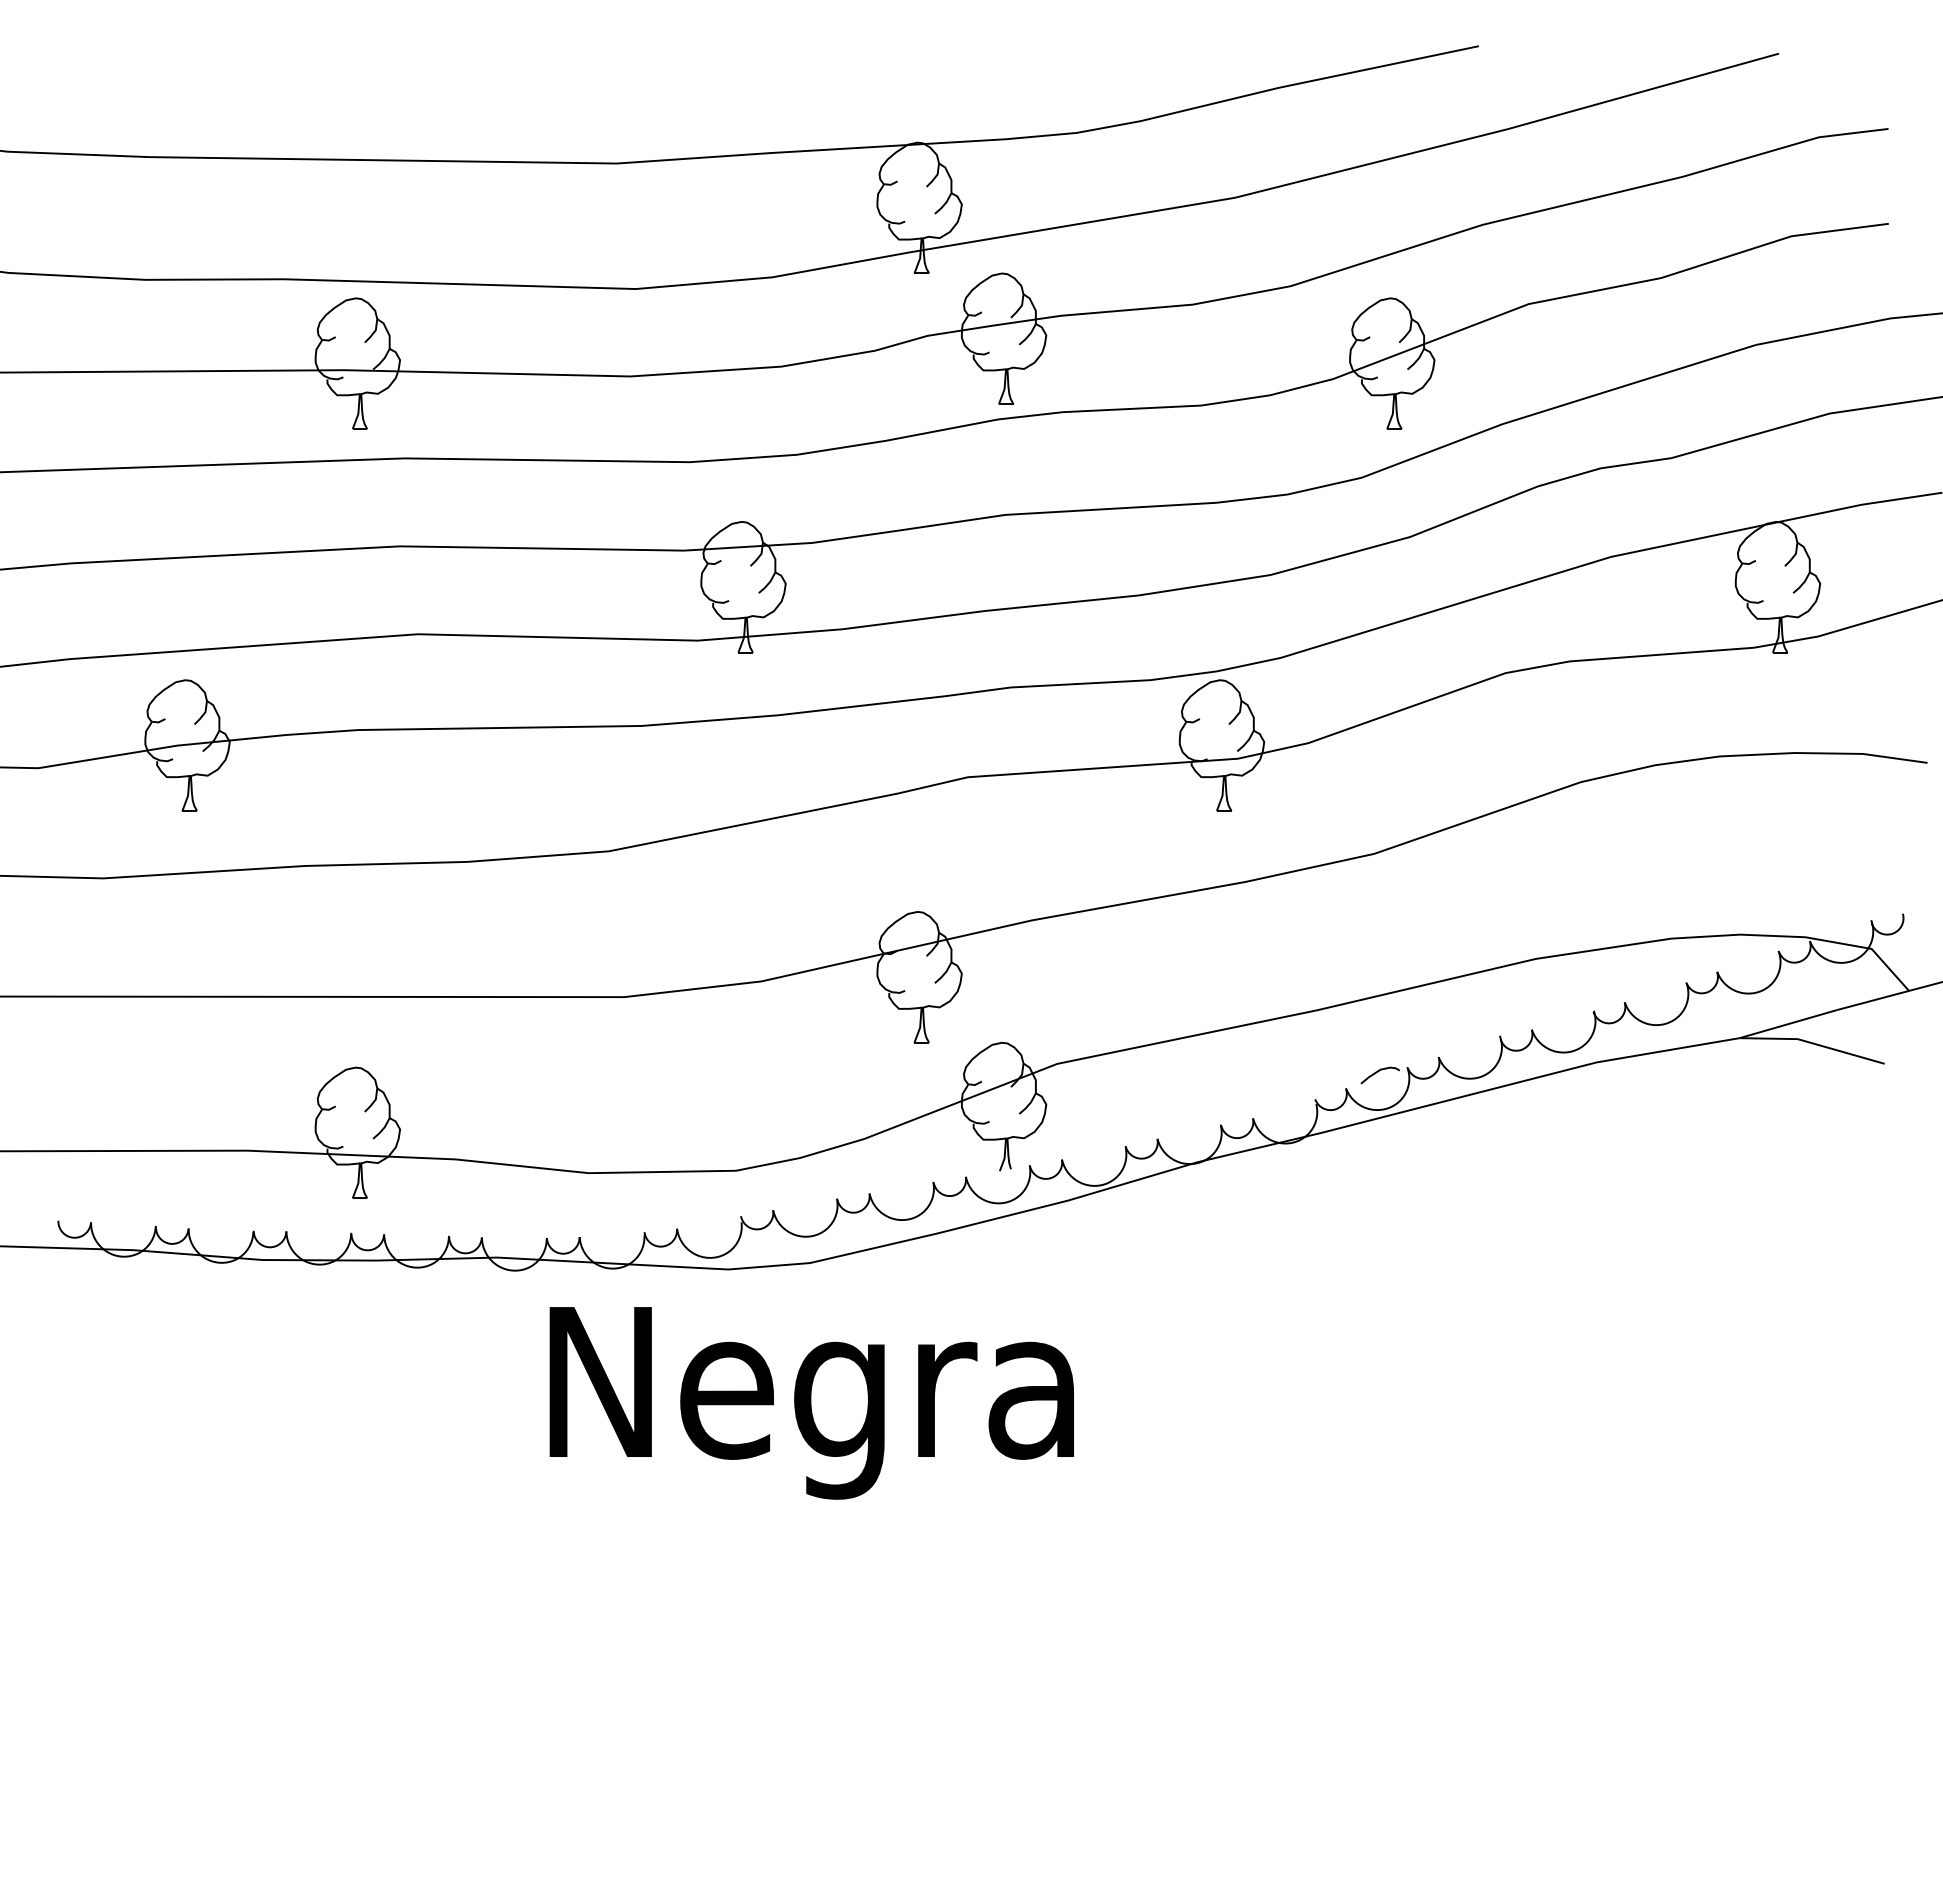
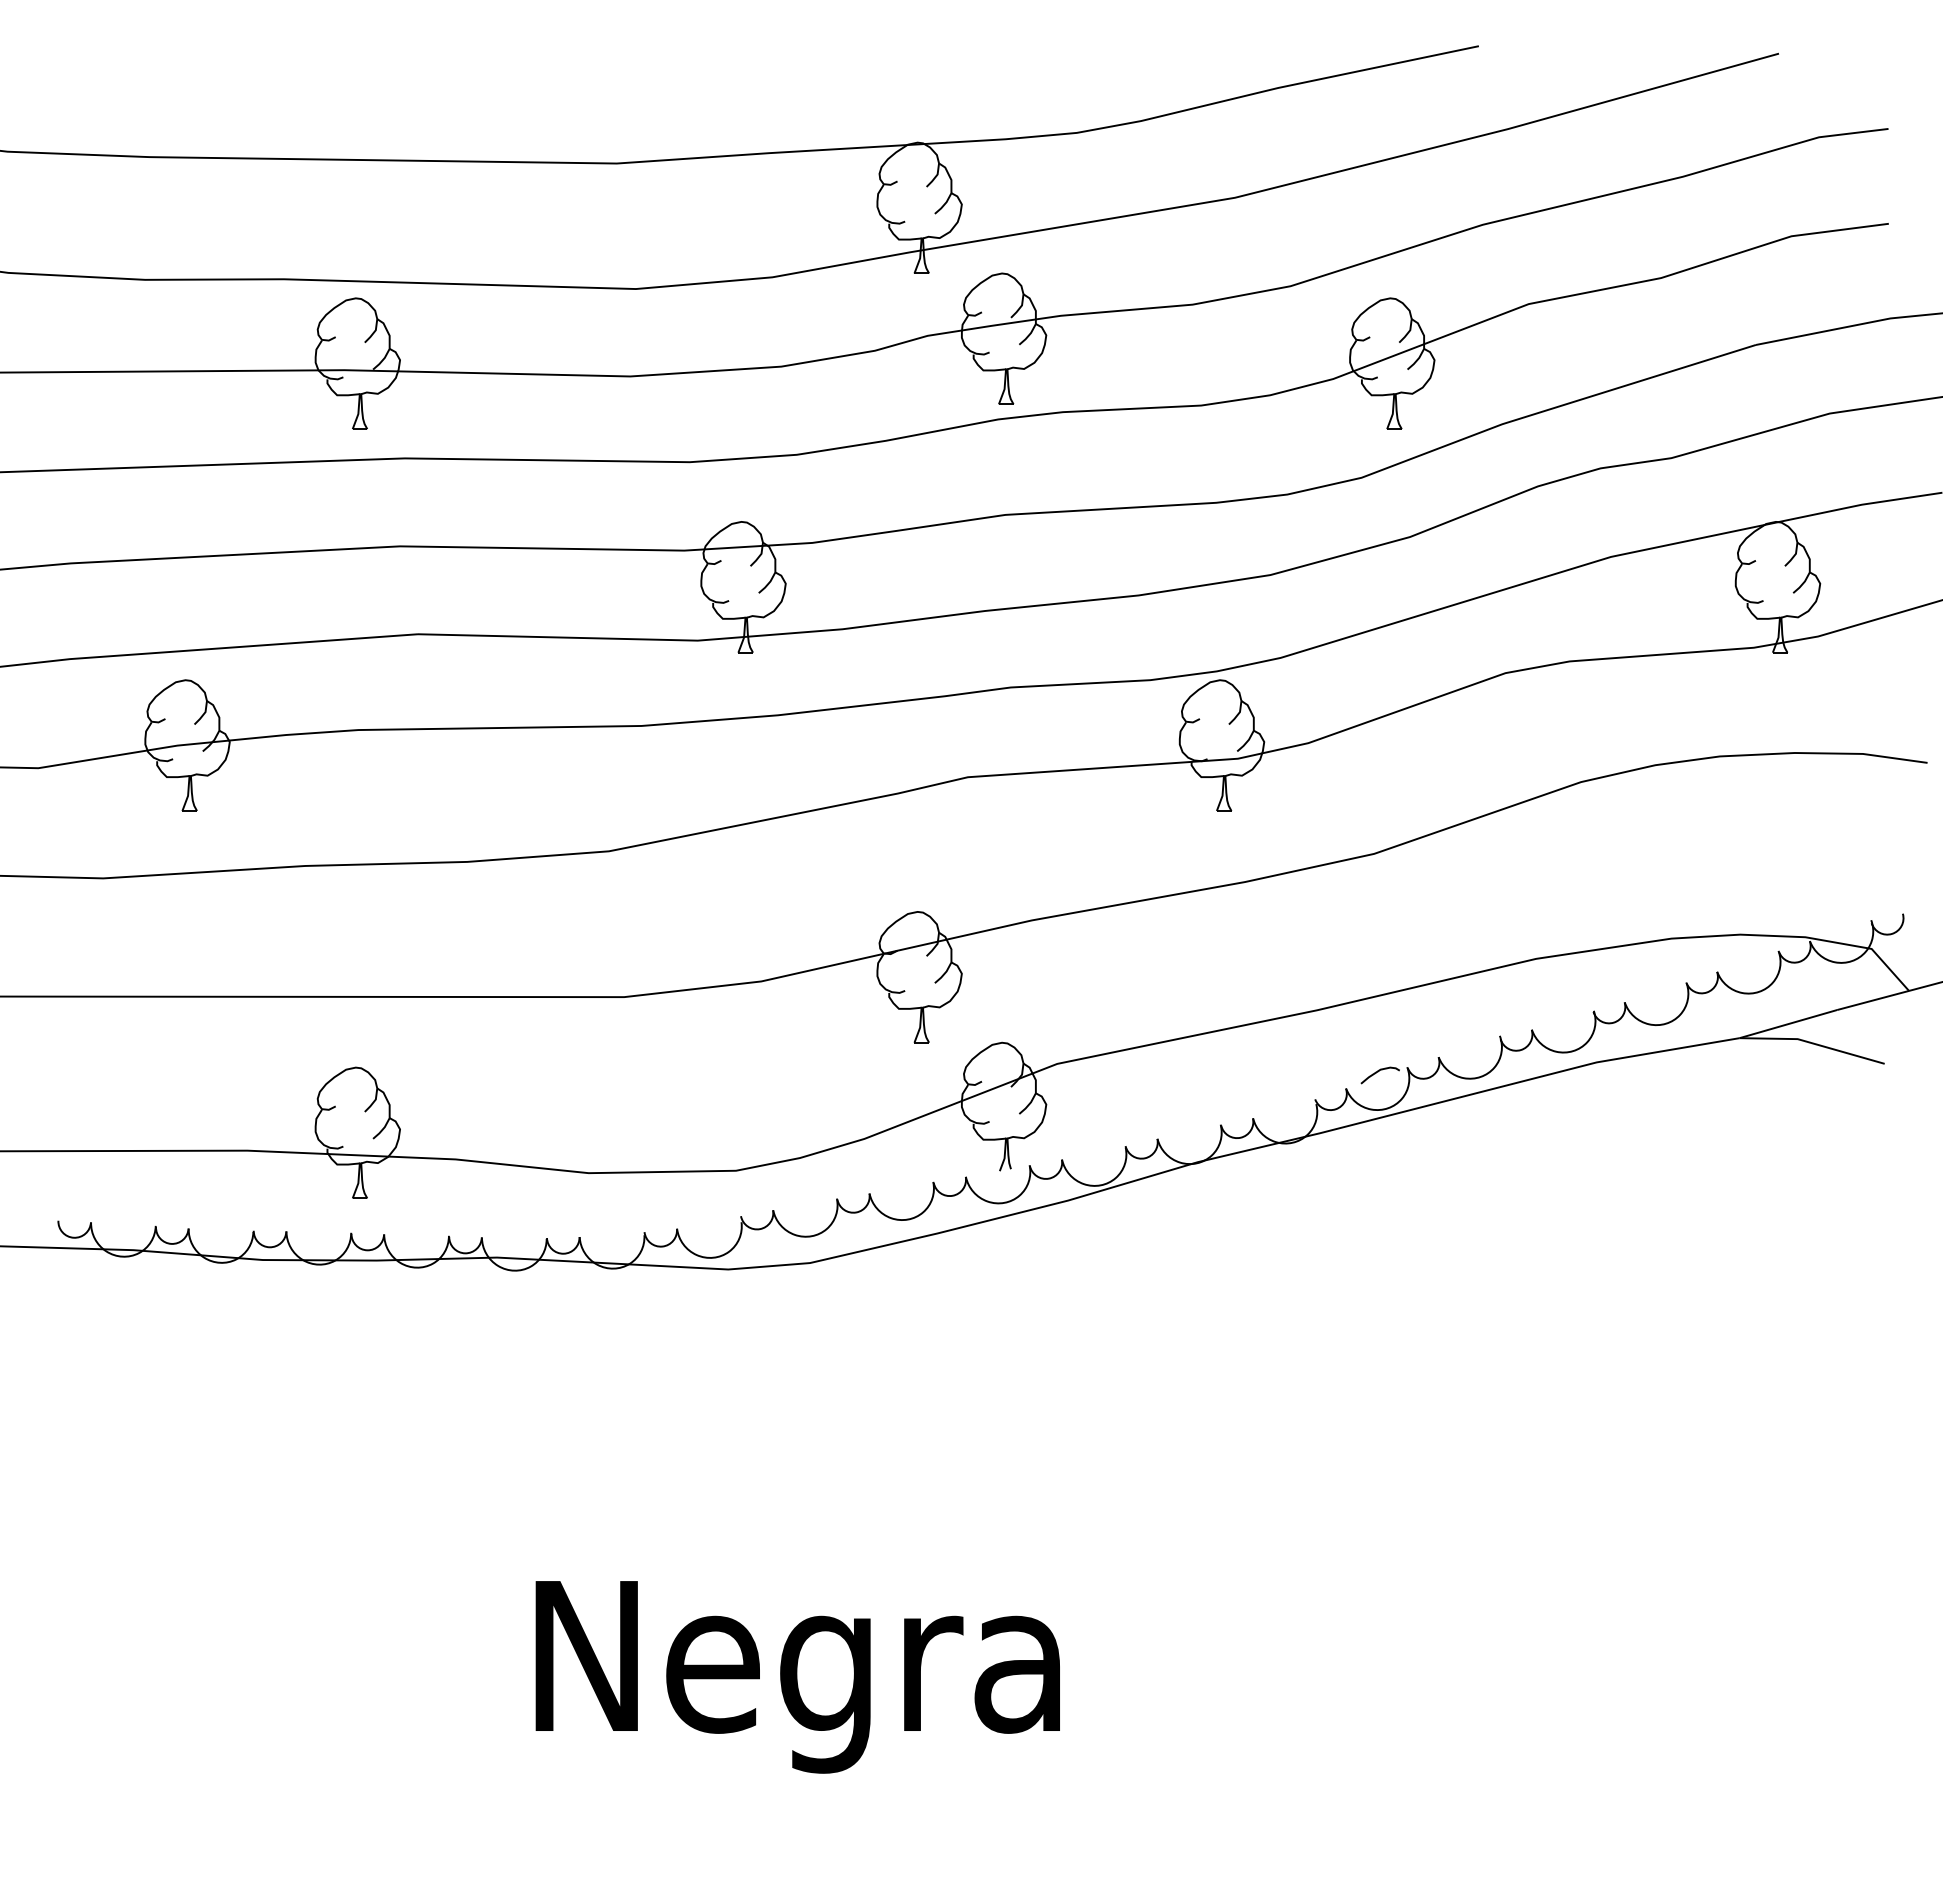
text position: (811, 1403) -> (797, 1677) (797, 1677)
